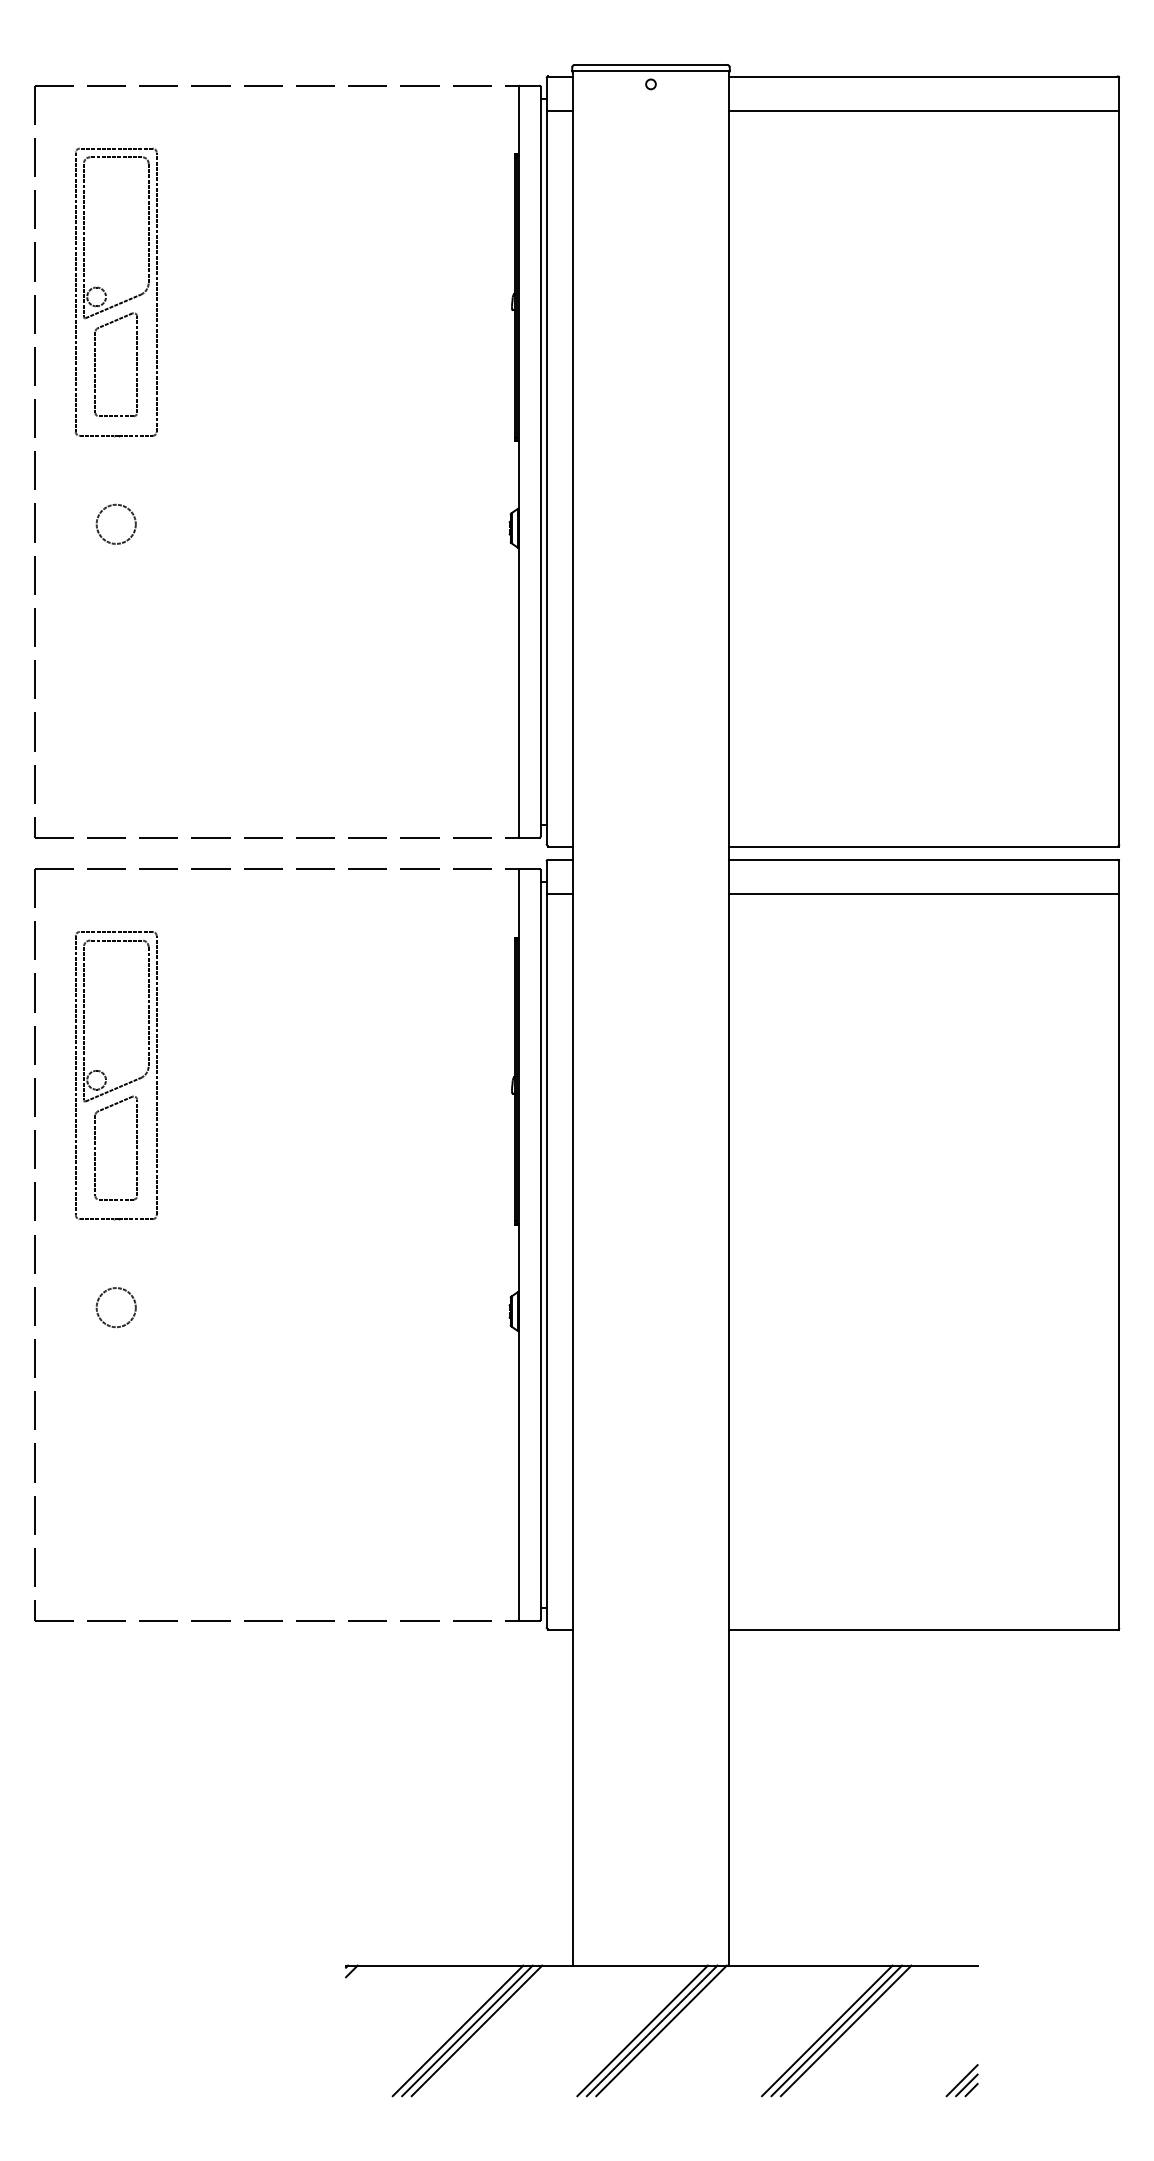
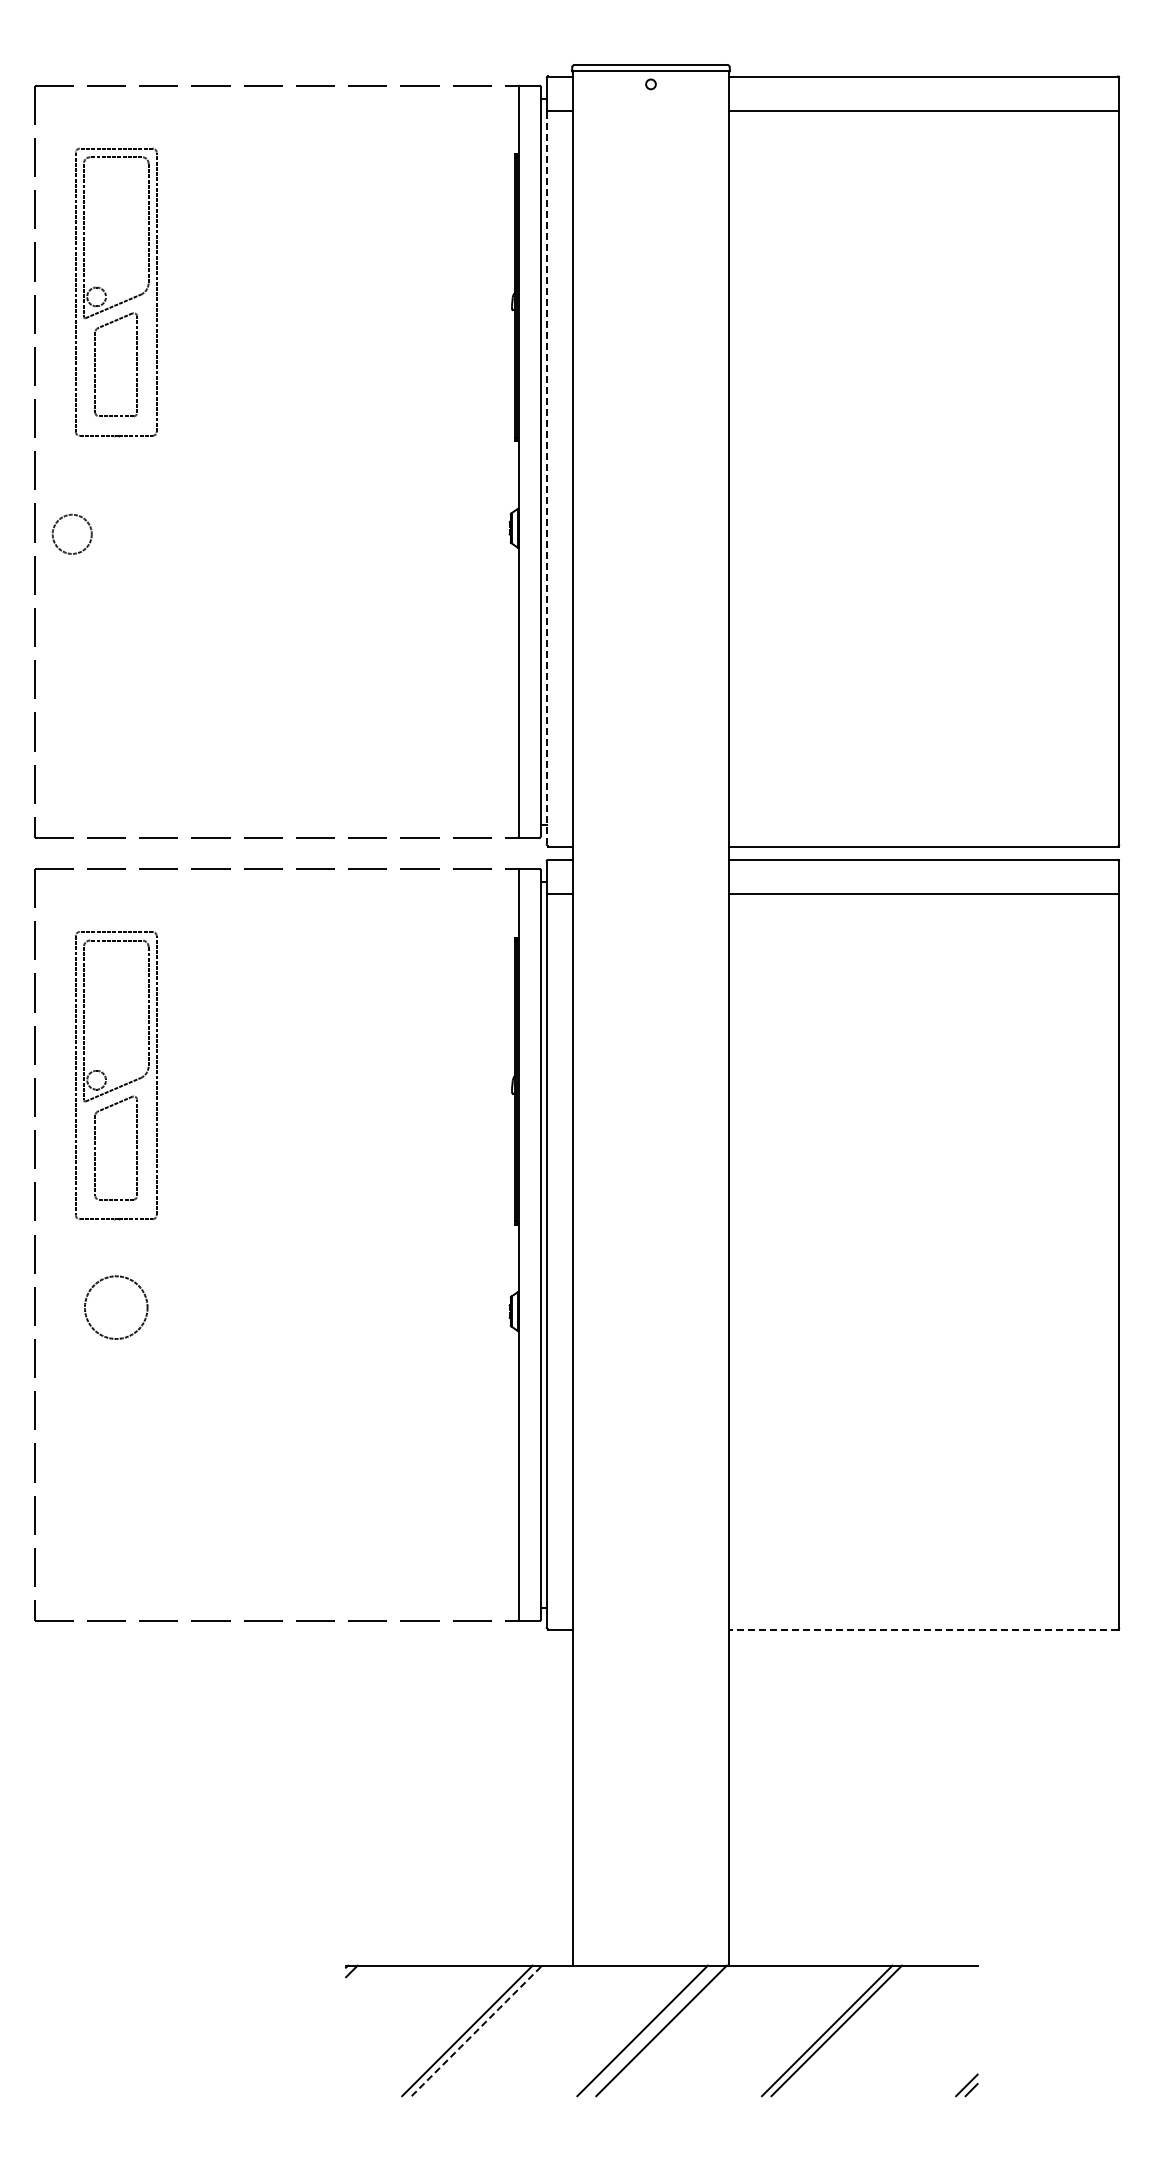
line: solid -> dashed (546, 478)
circle position: (115, 523) -> (71, 533) (71, 533)
circle diameter: 39 px -> 63 px (115, 1307)
line: solid -> dashed (923, 1630)
line: present -> none (457, 2030)
line: solid -> dashed (477, 2030)
line: present -> none (651, 2030)
line: present -> none (845, 2030)
line: present -> none (961, 2080)
